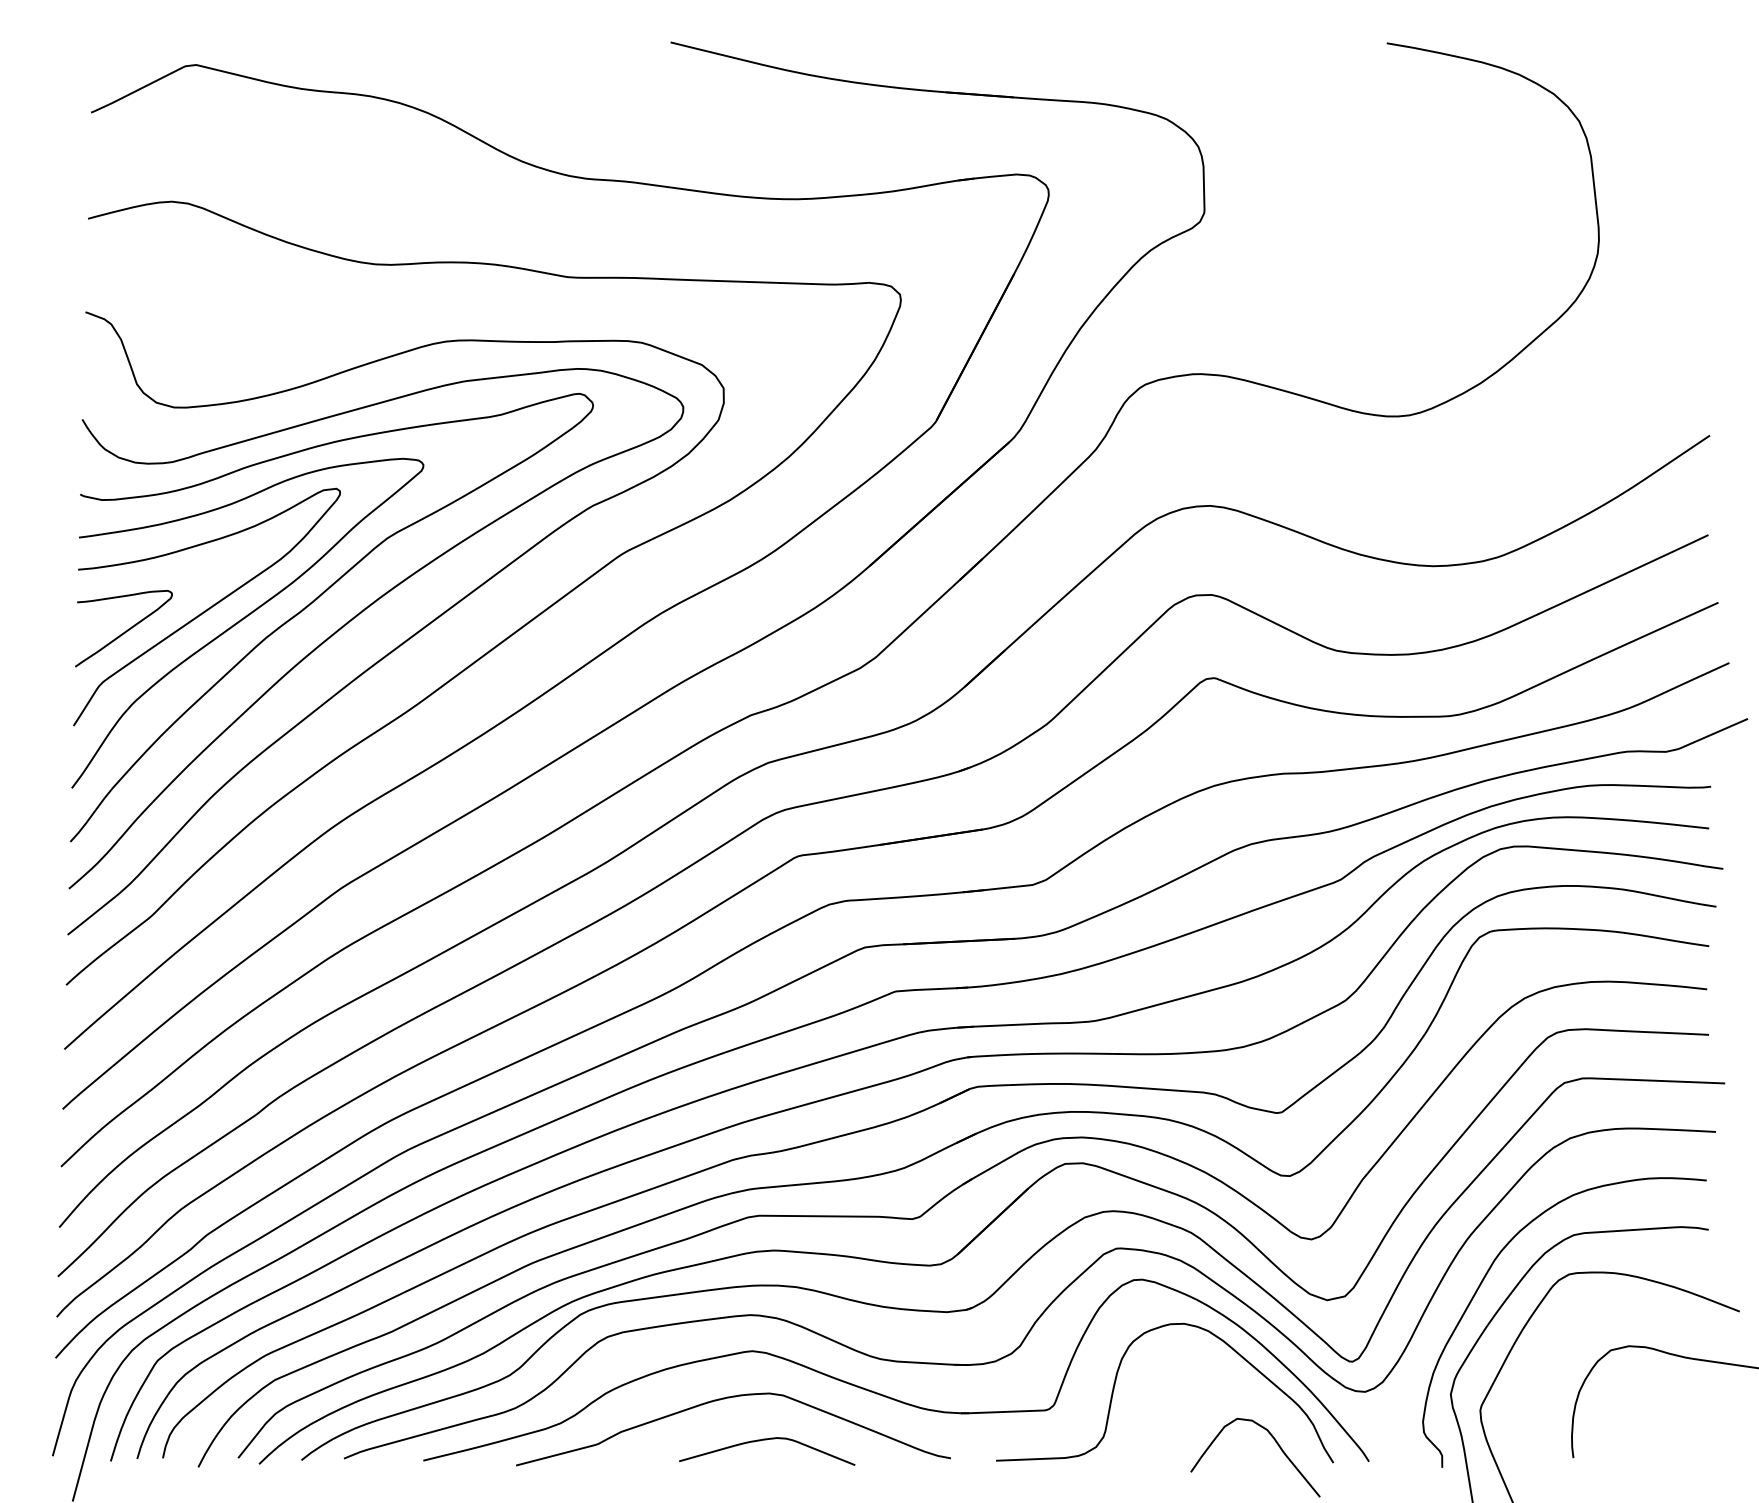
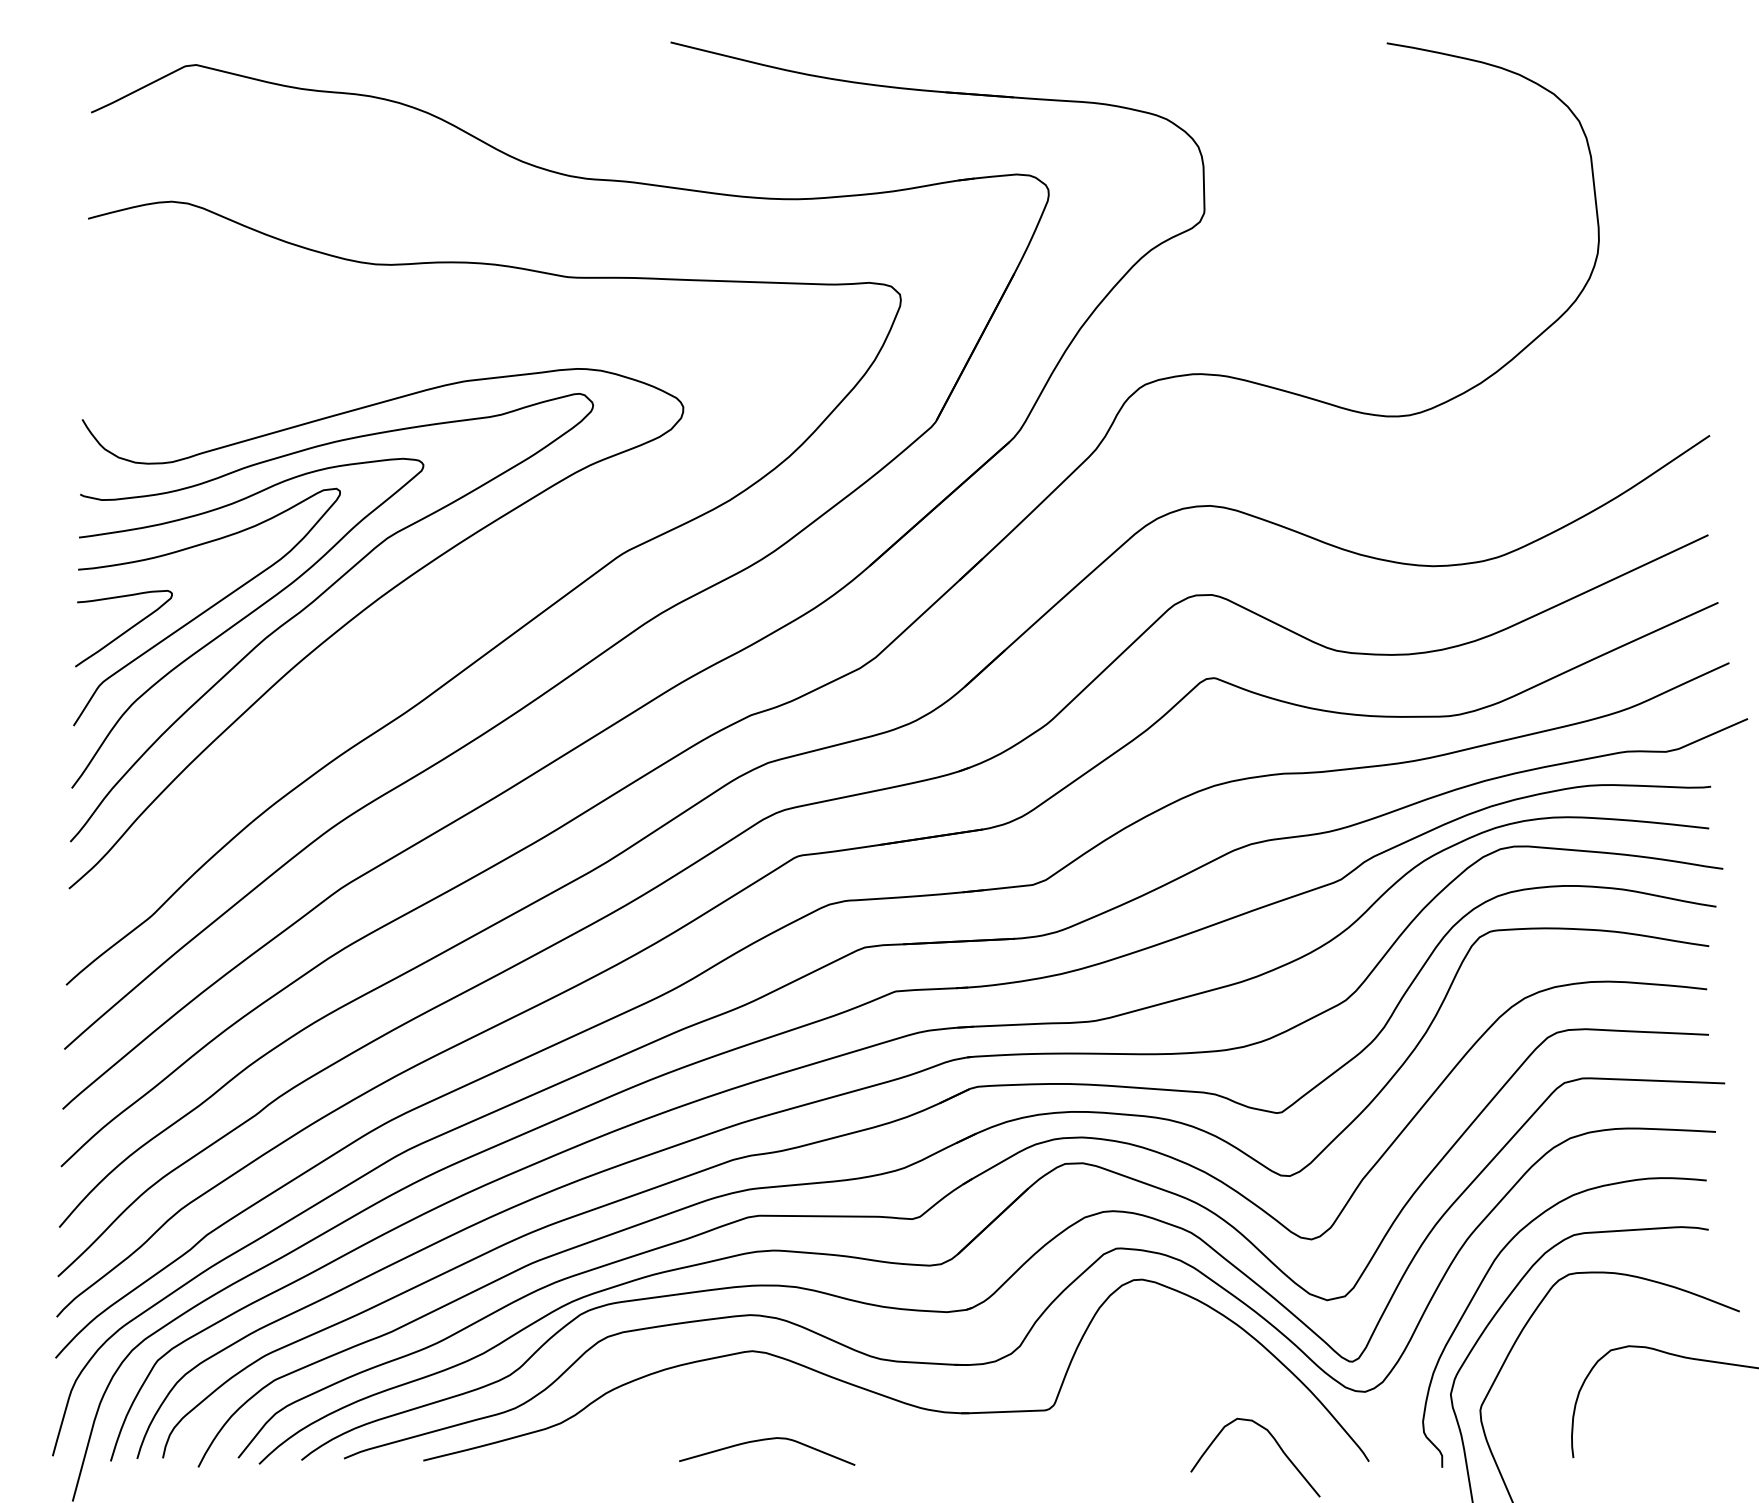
curve: present -> none (406, 639)
curve: present -> none (1116, 1381)
curve: present -> none (729, 1398)
